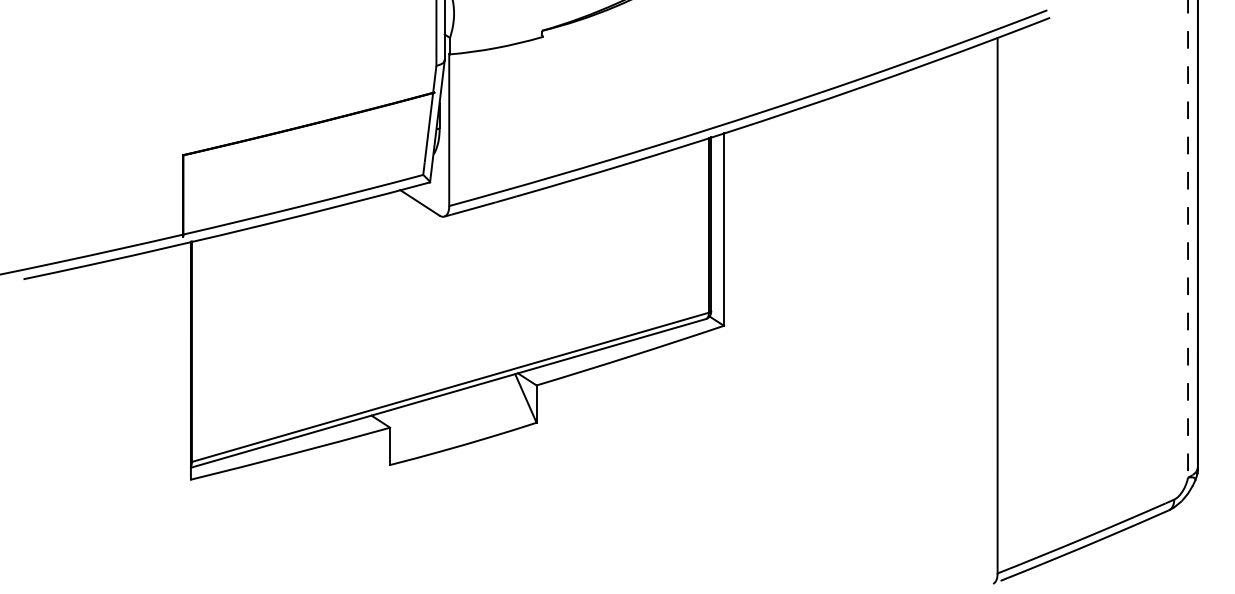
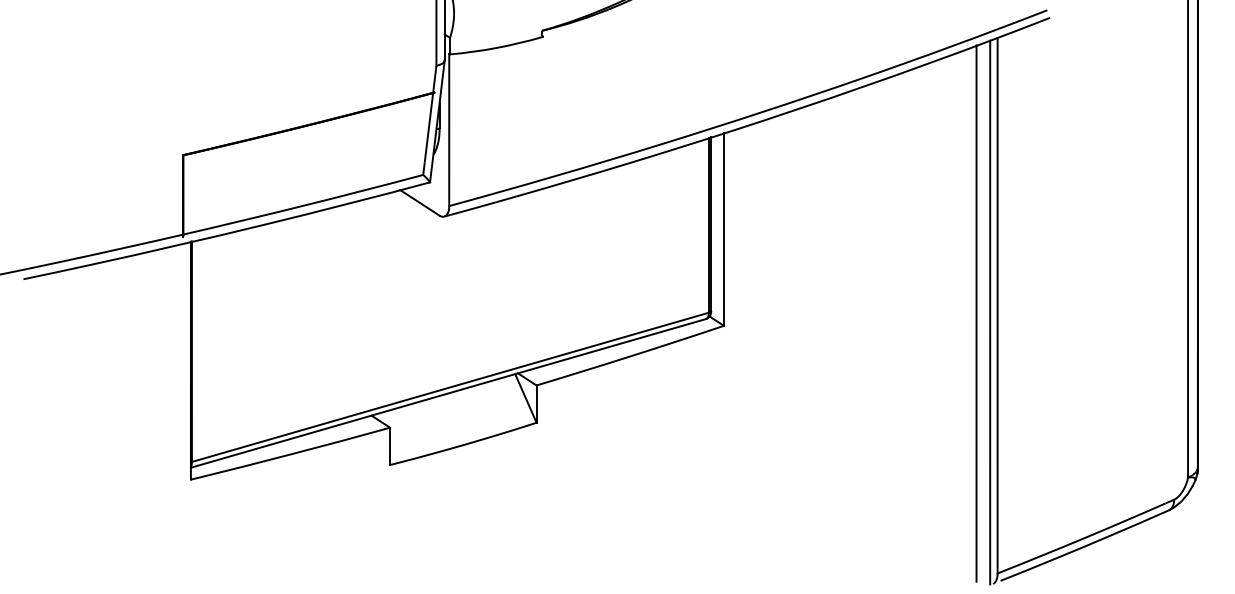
line: dashed -> solid (1188, 239)
line: none -> present (990, 312)
line: none -> present (976, 313)
